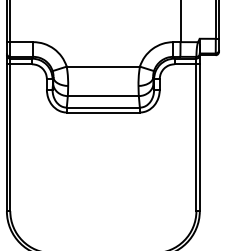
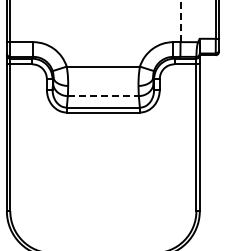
line: solid -> dashed (180, 21)
line: solid -> dashed (103, 96)
